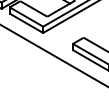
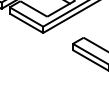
line: present -> none (53, 55)
